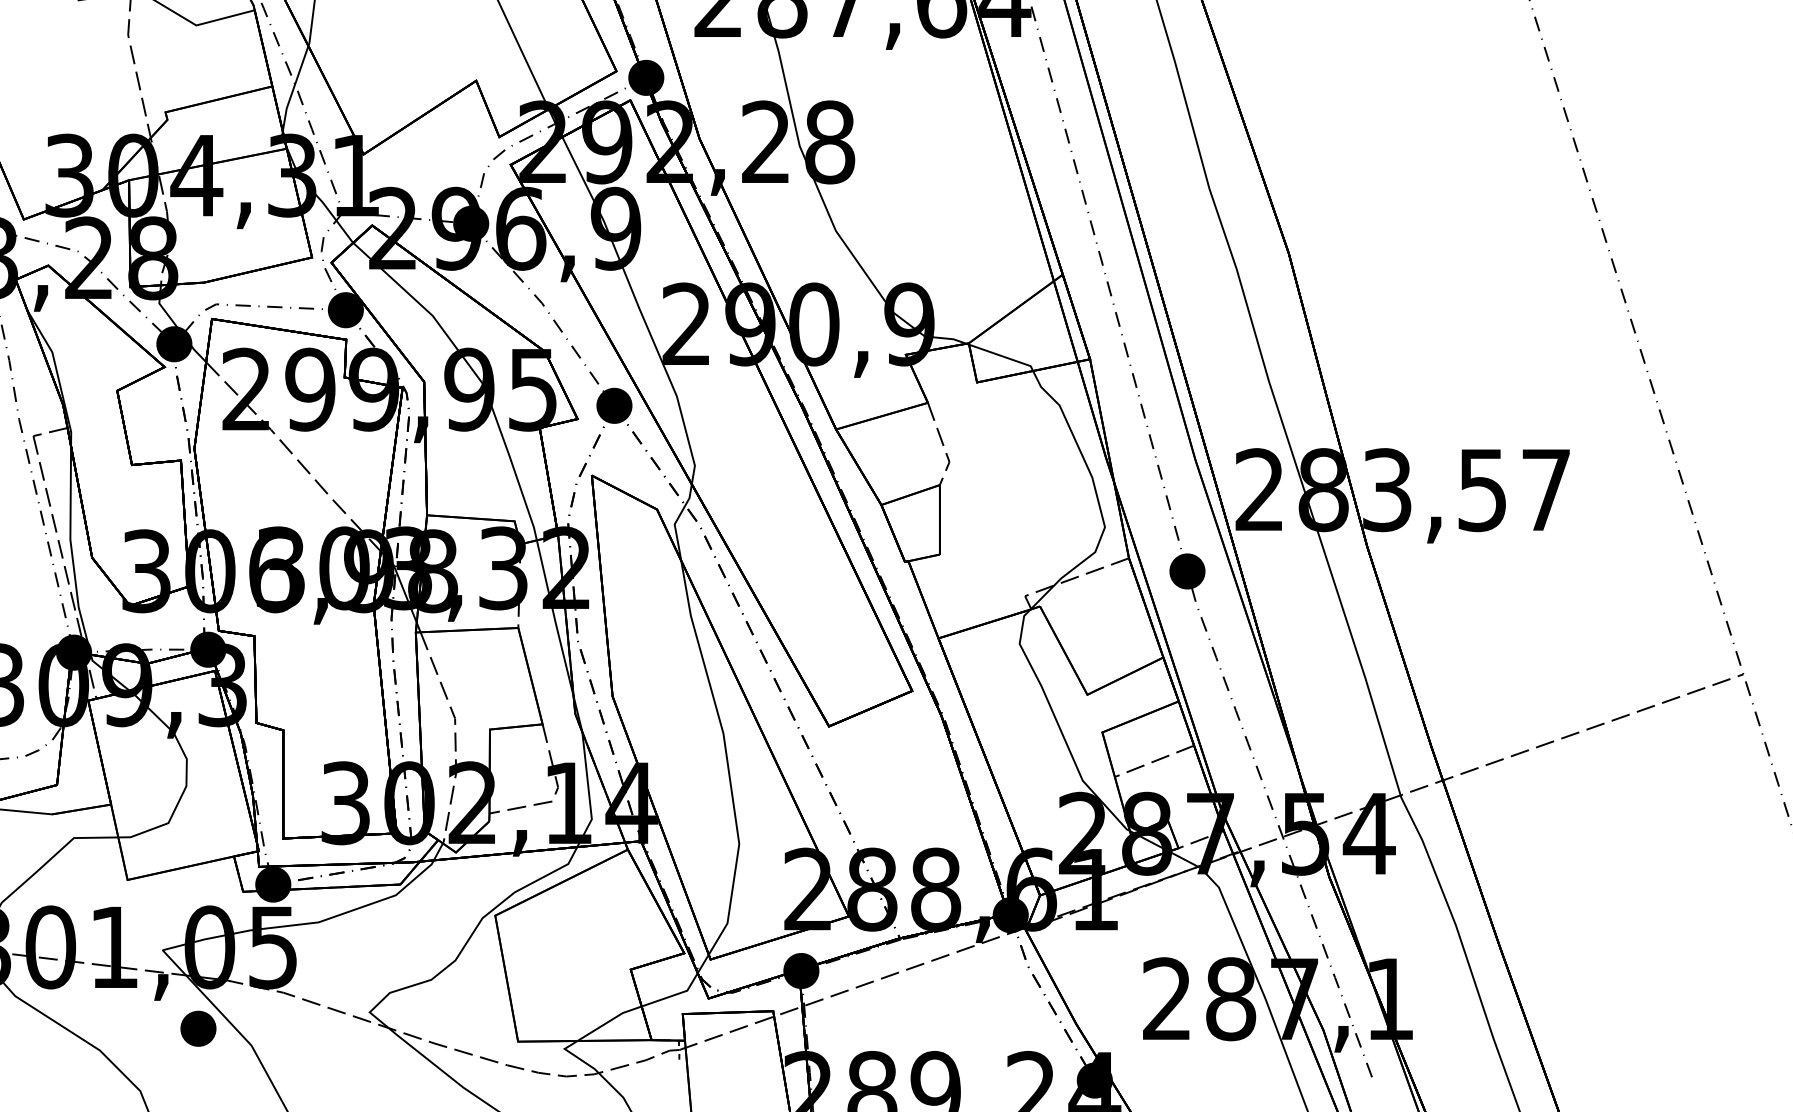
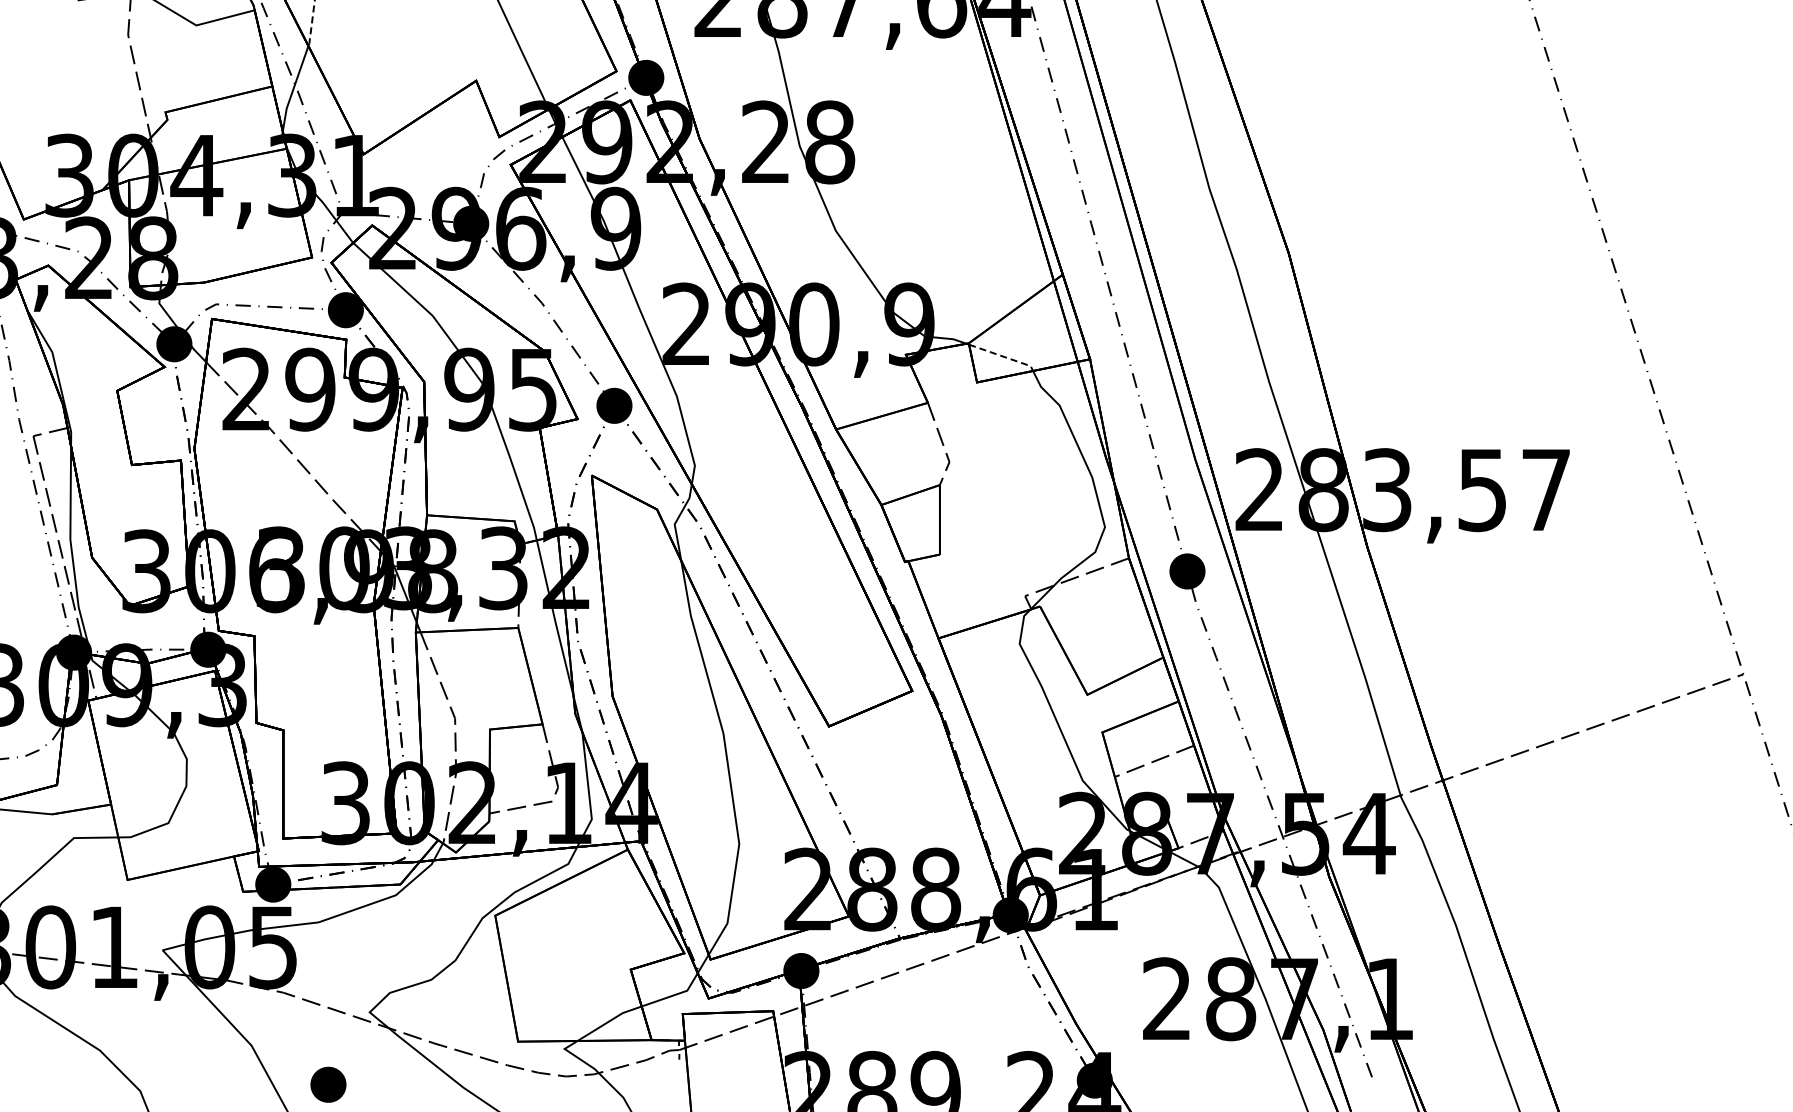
line: solid -> dashed (311, 24)
line: solid -> dashed (1003, 356)
part position: (198, 1028) -> (328, 1084) (328, 1084)
